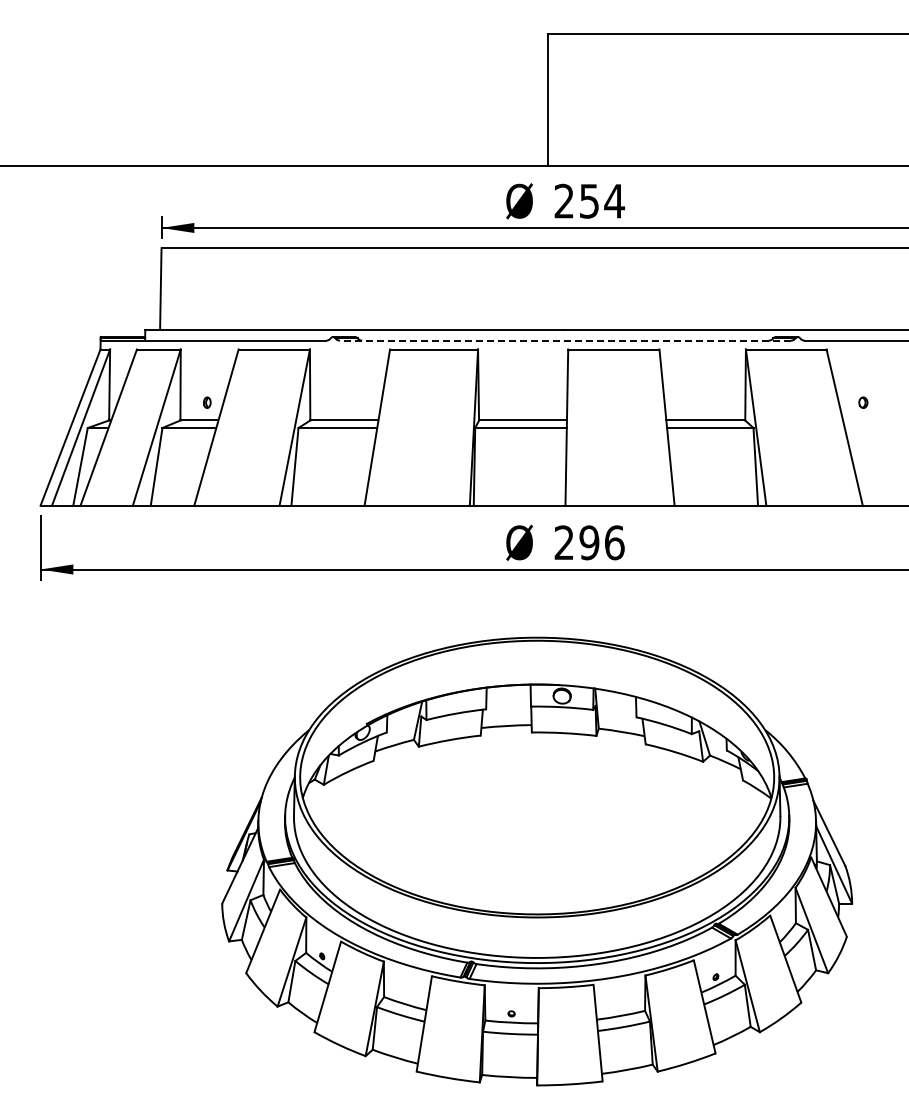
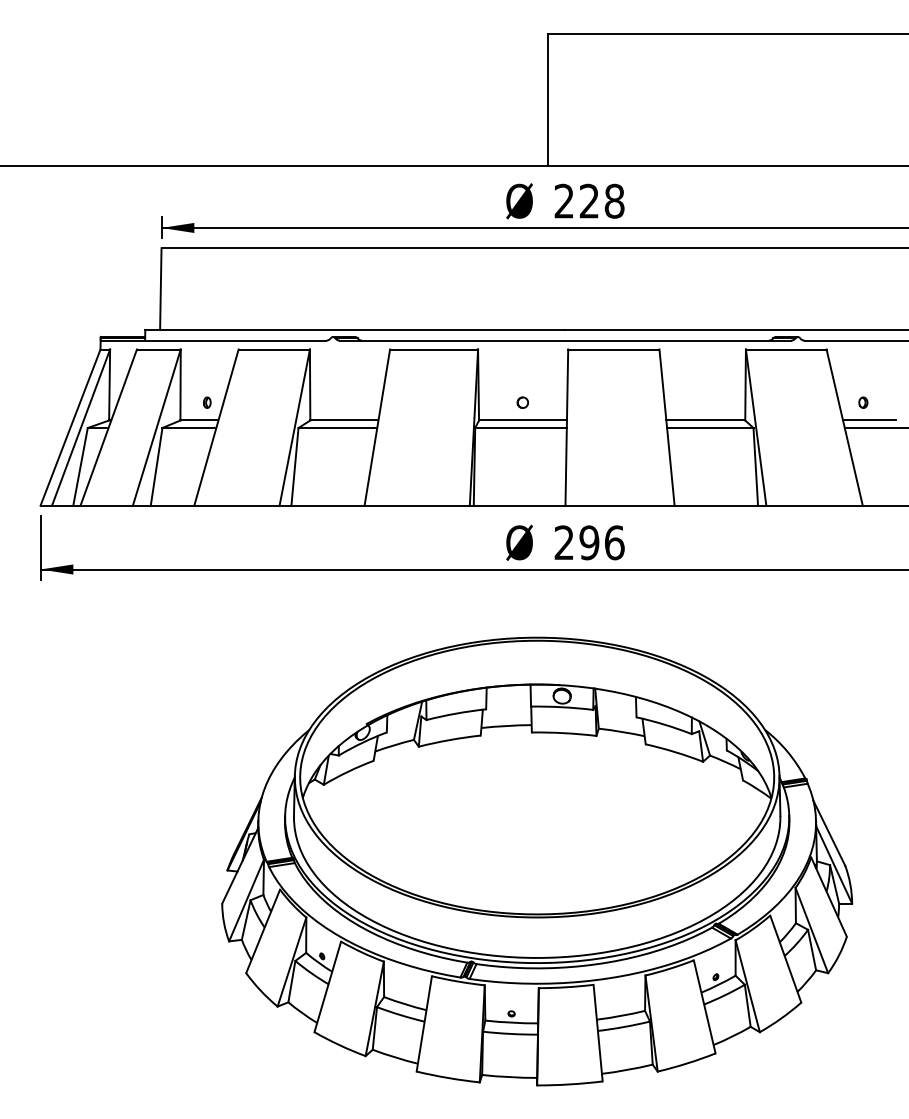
text: 254 -> 228 (602, 200)
line: dashed -> solid (565, 340)
part: none -> present (522, 402)
line: none -> present (869, 420)
line: none -> present (874, 428)
